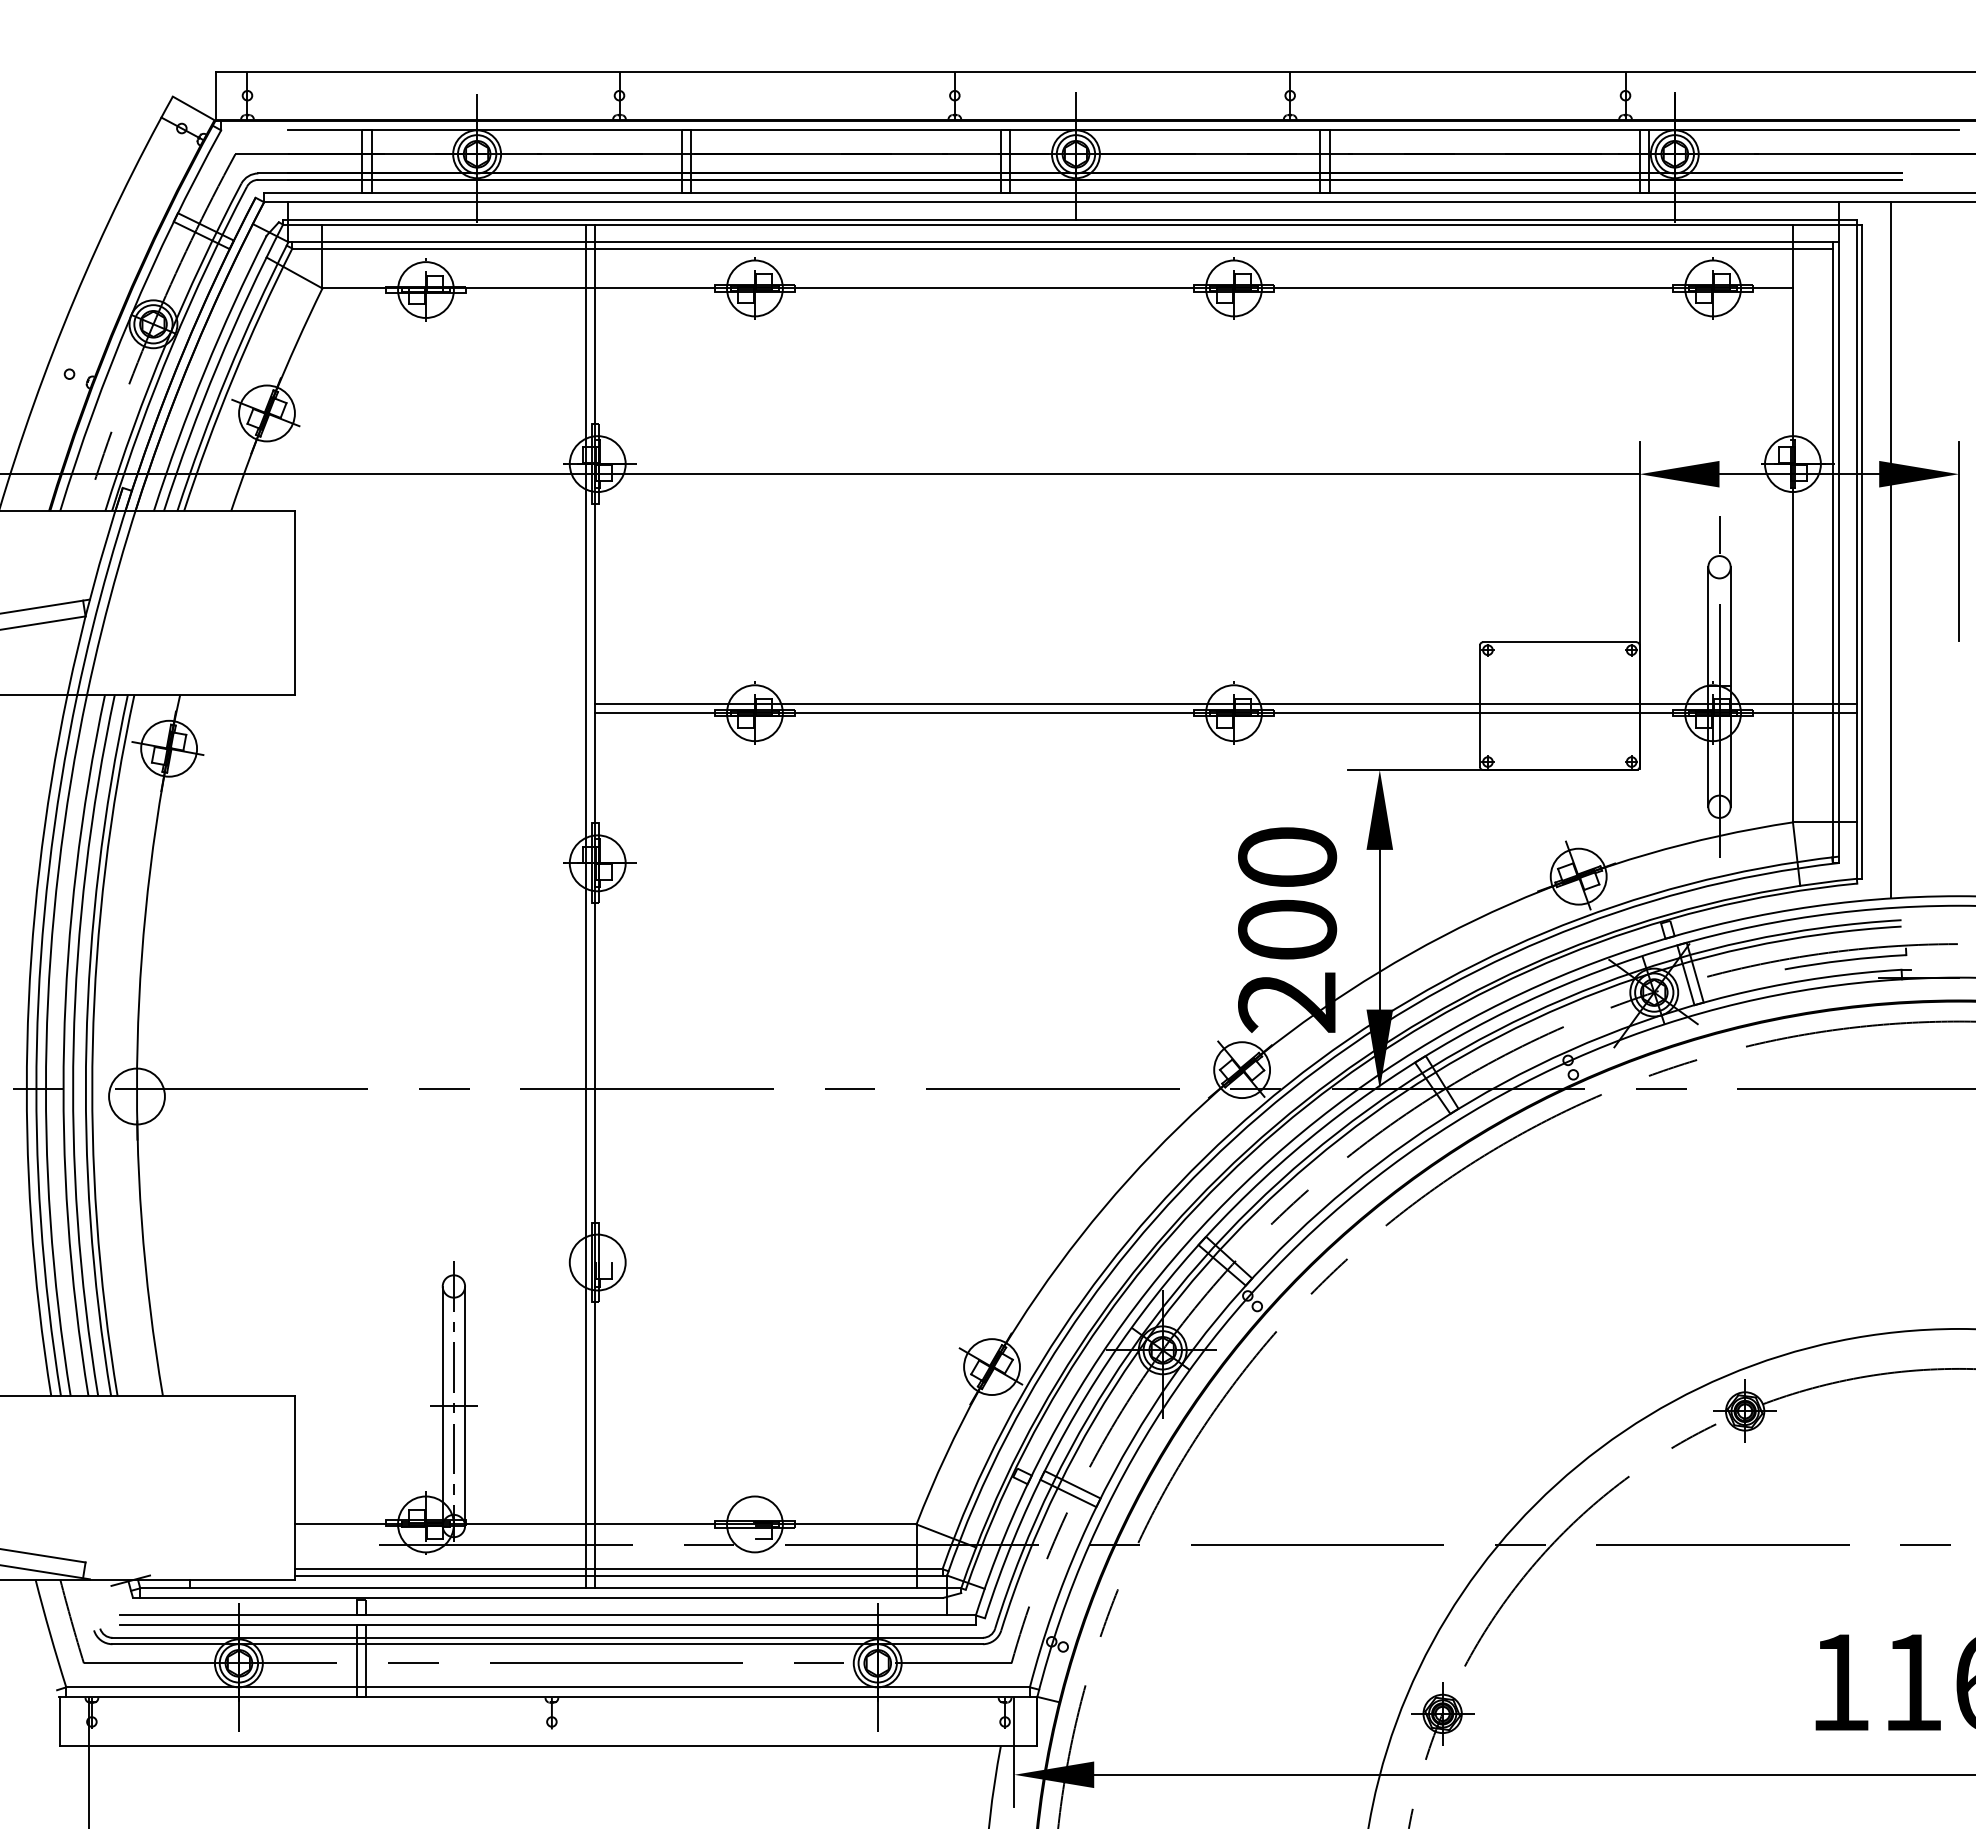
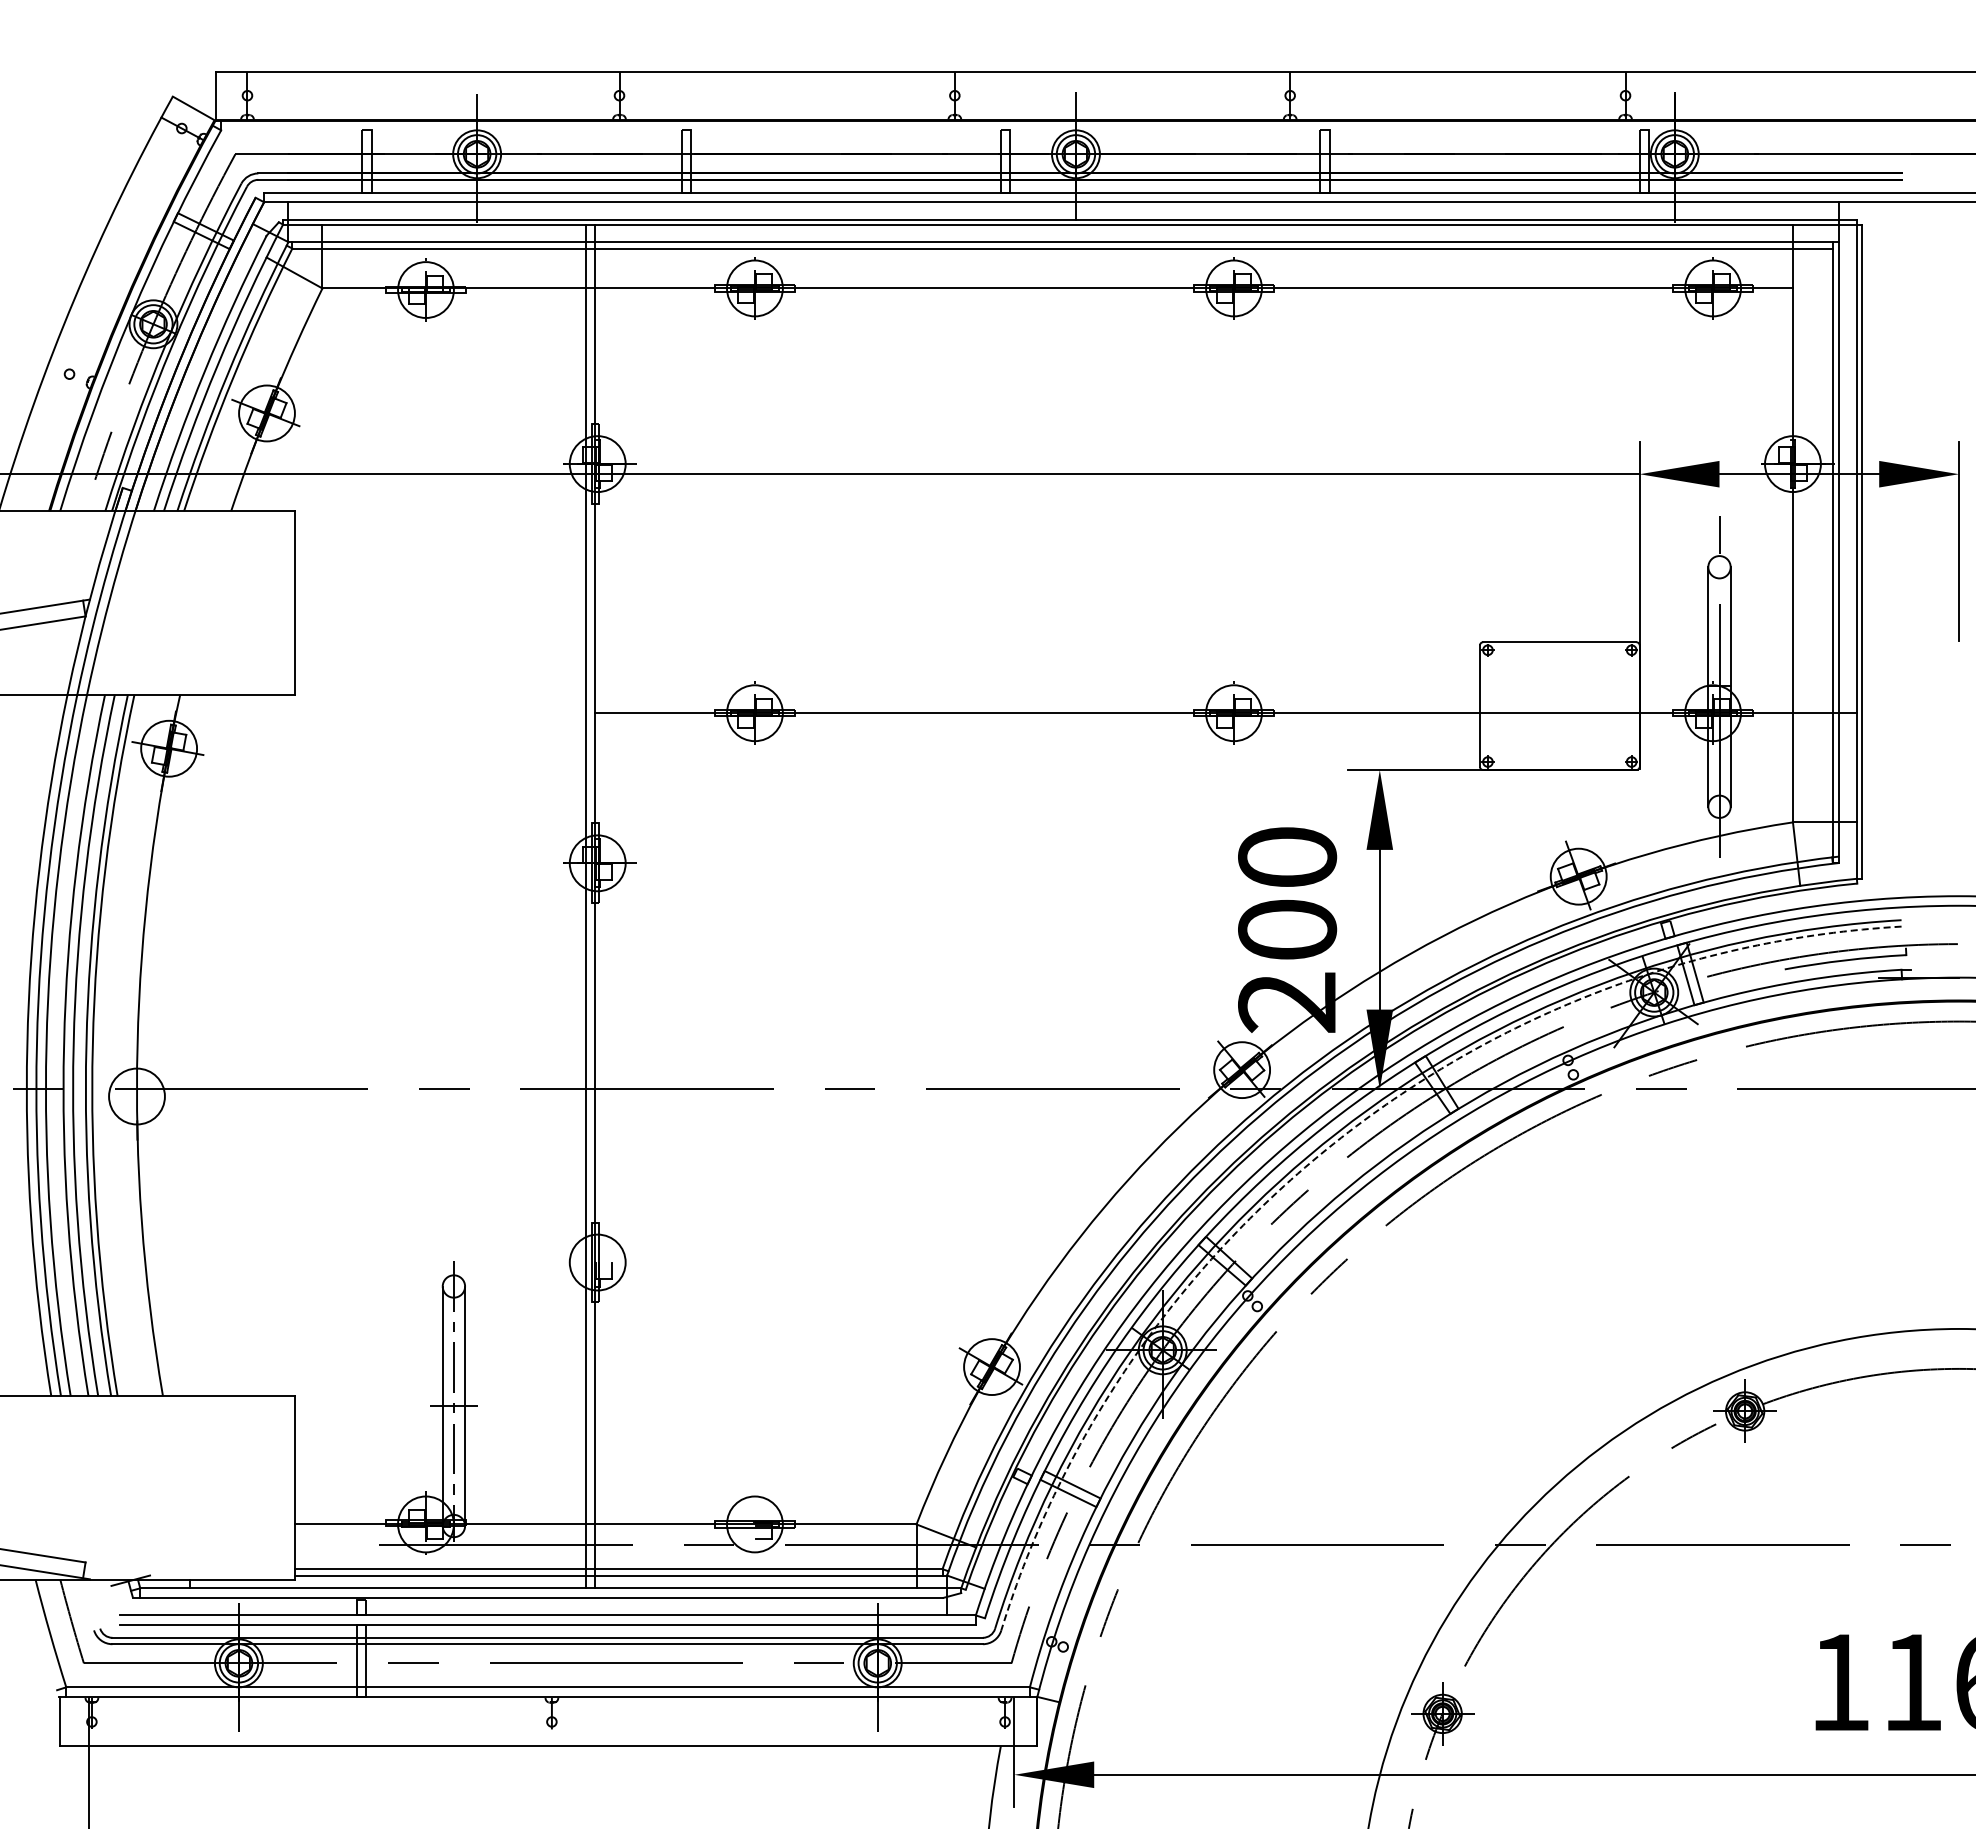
line: present -> none (1123, 130)
line: present -> none (1891, 550)
line: present -> none (1225, 703)
arc: solid -> dashed (1341, 1137)
